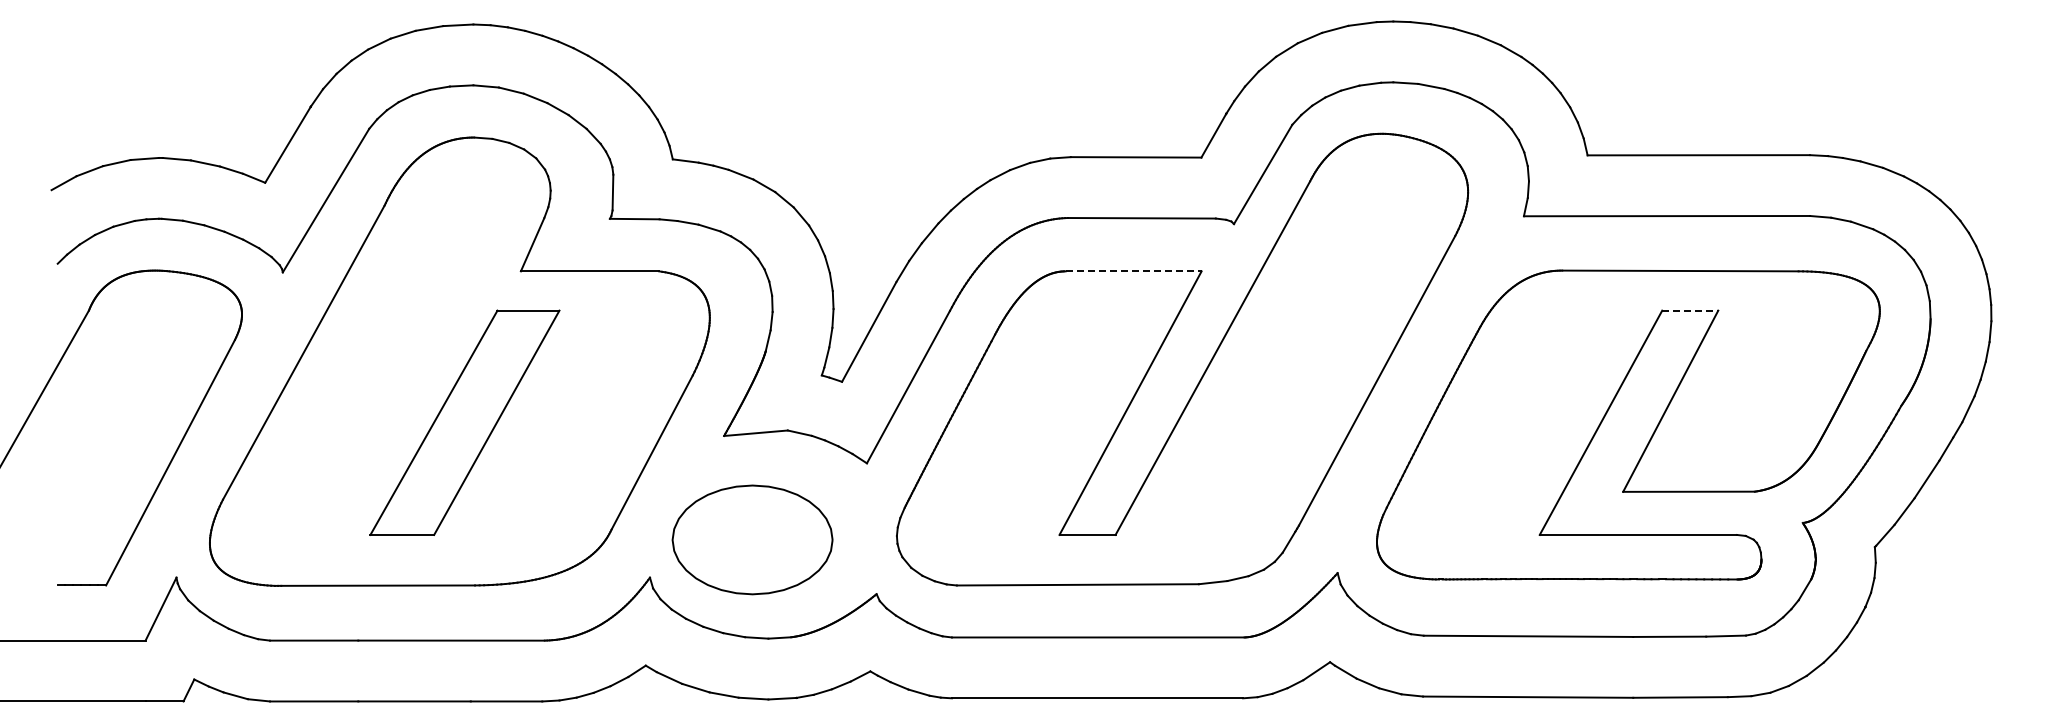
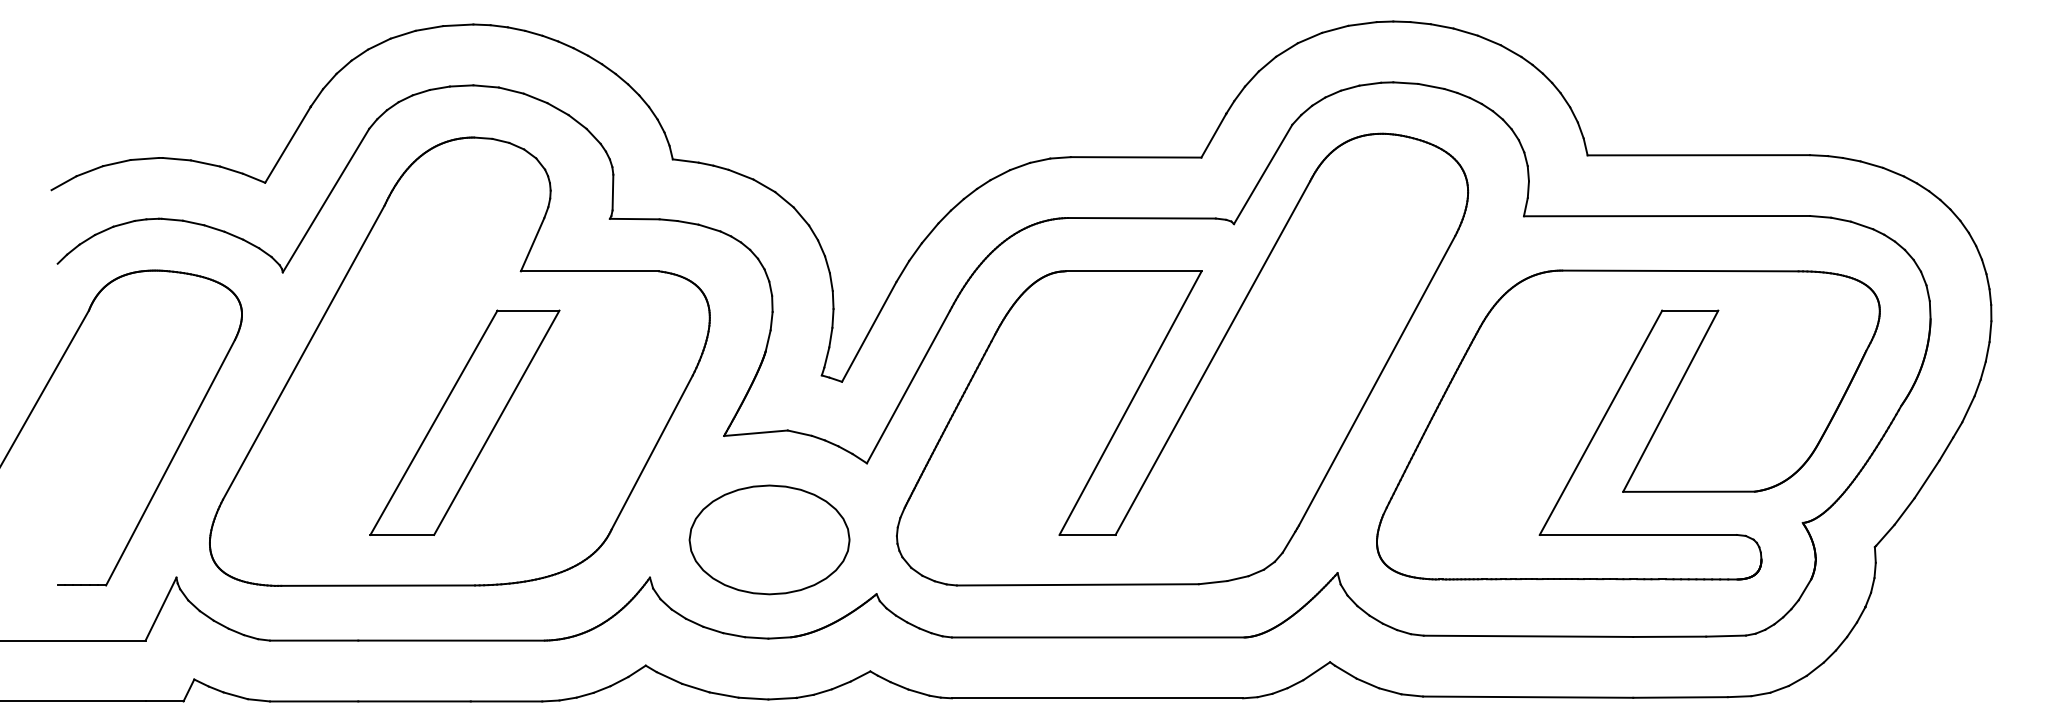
line: dashed -> solid (1133, 271)
line: dashed -> solid (1690, 310)
part position: (752, 539) -> (769, 539) (769, 539)
